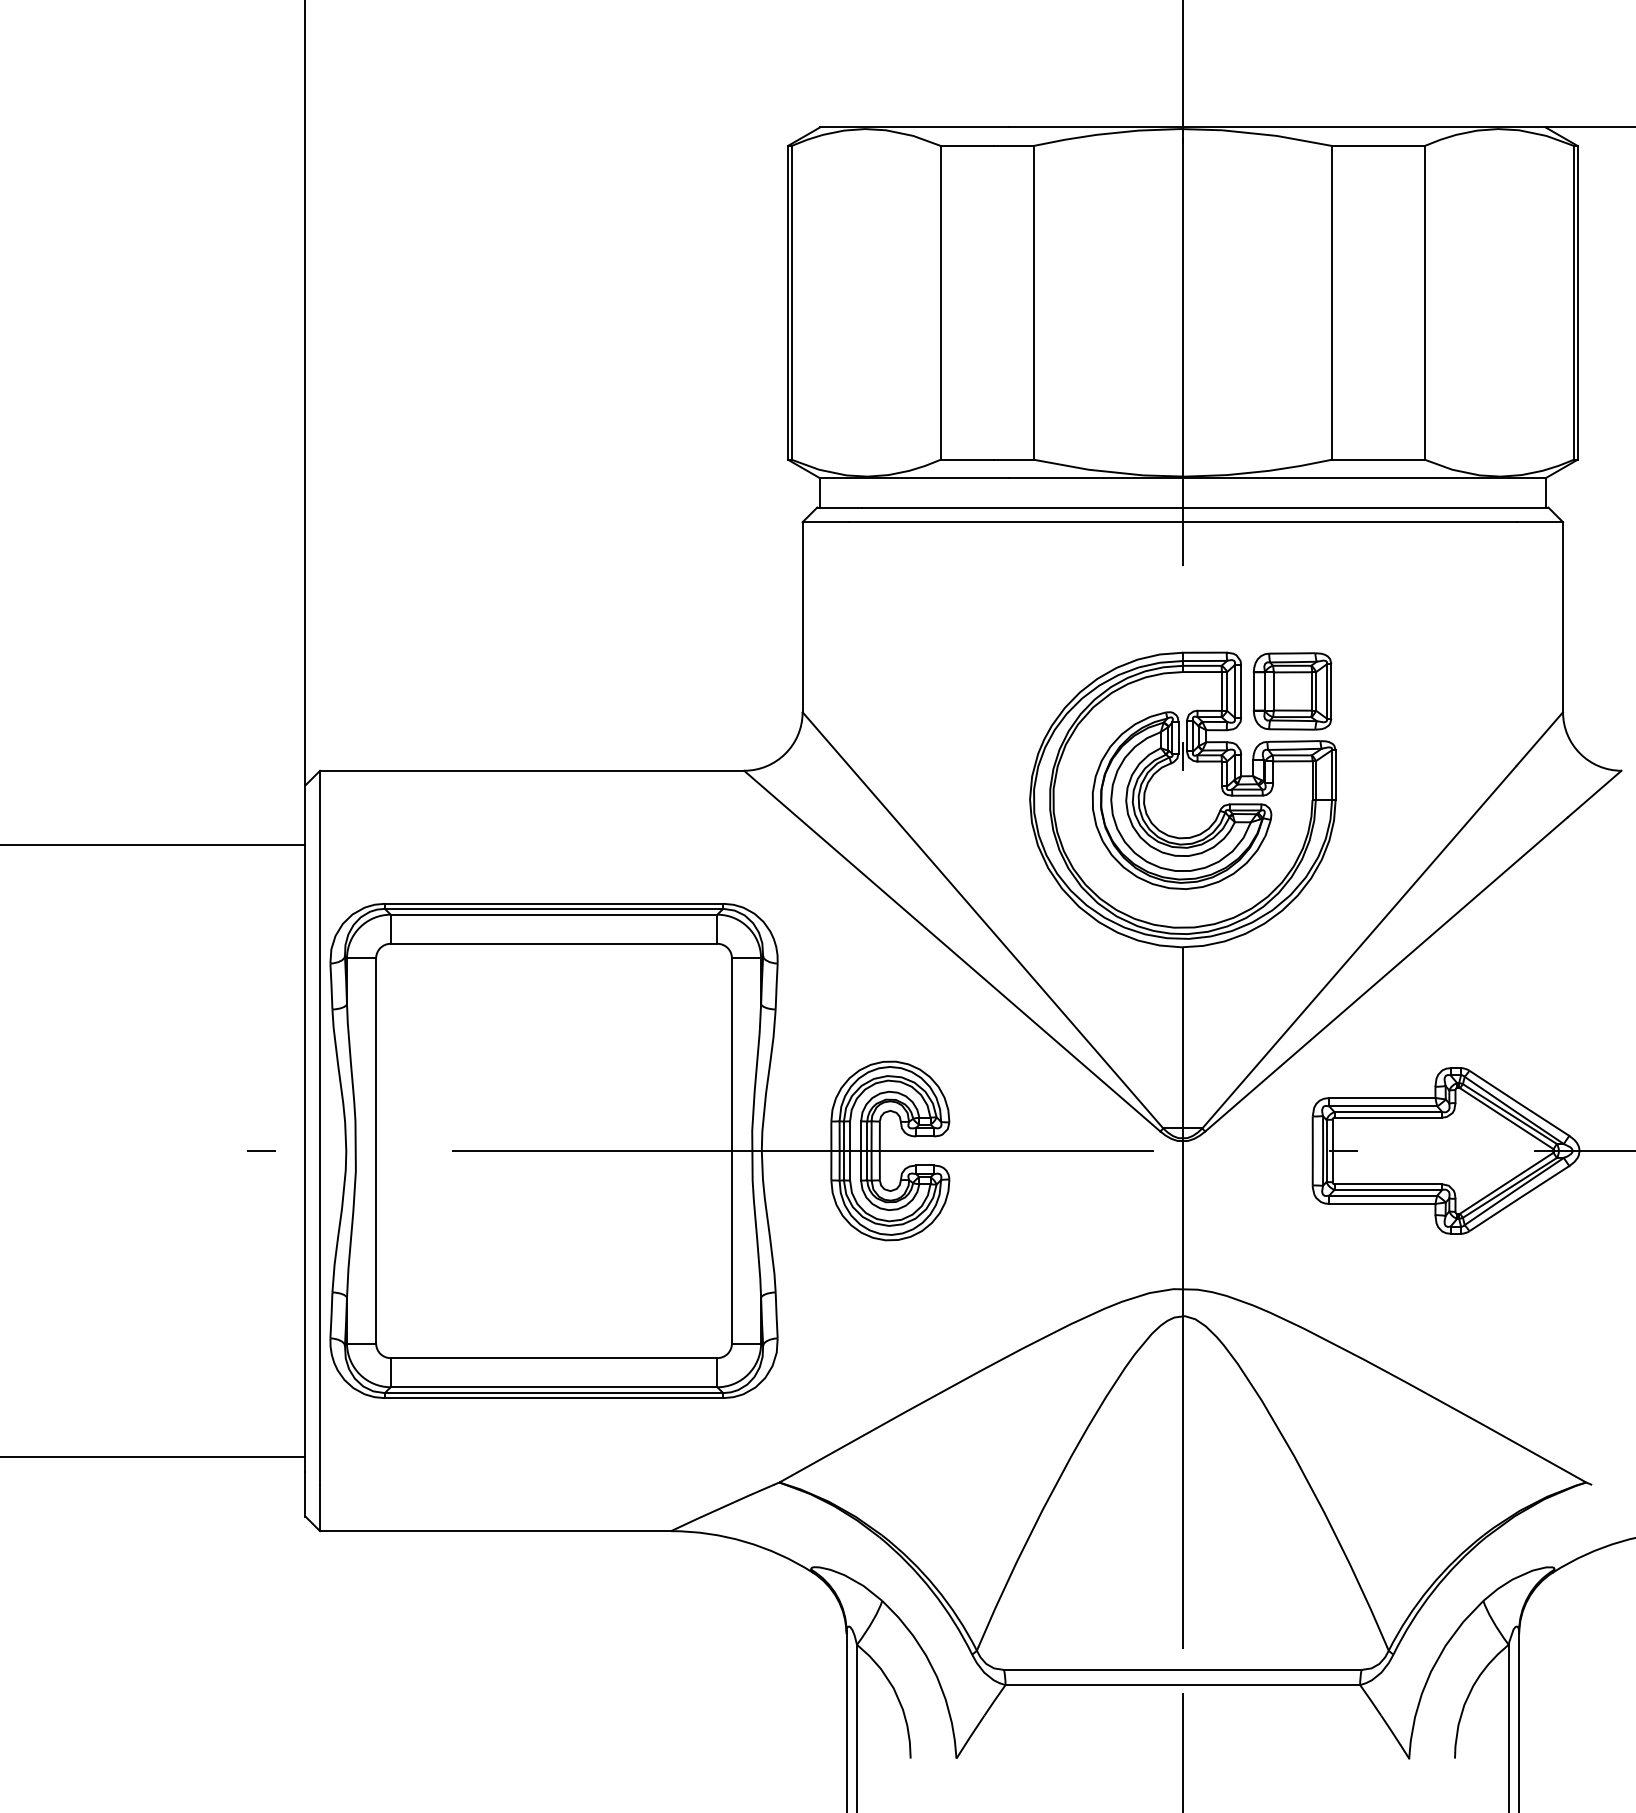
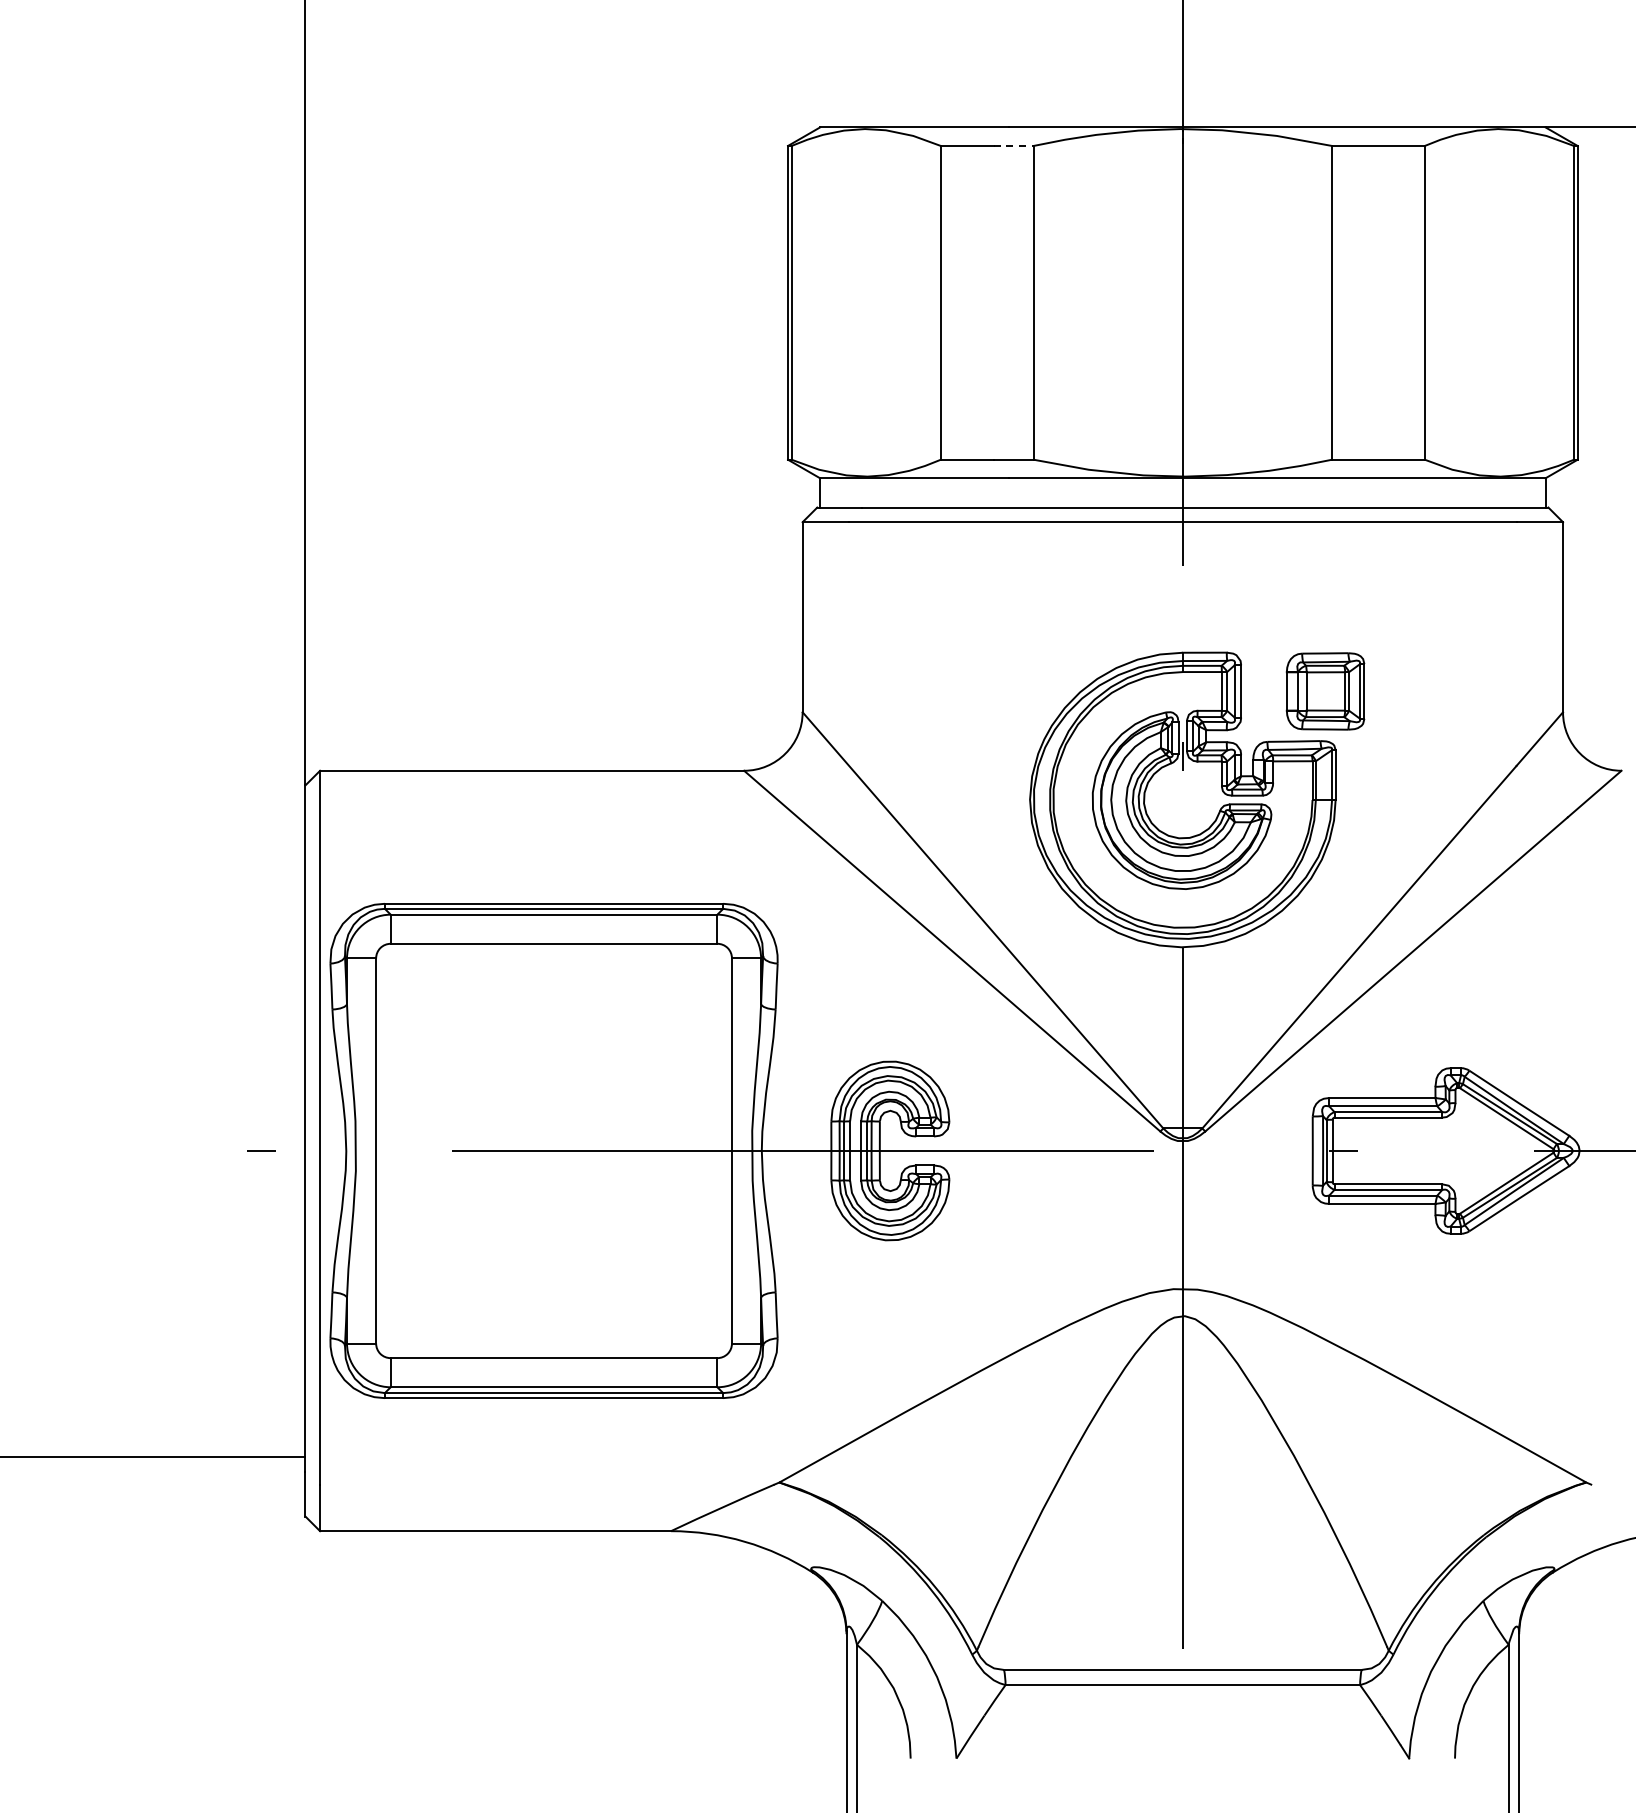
line: solid -> dashed (1014, 145)
part position: (1292, 691) -> (1325, 691) (1325, 691)
line: present -> none (153, 845)
line: present -> none (1182, 1751)
